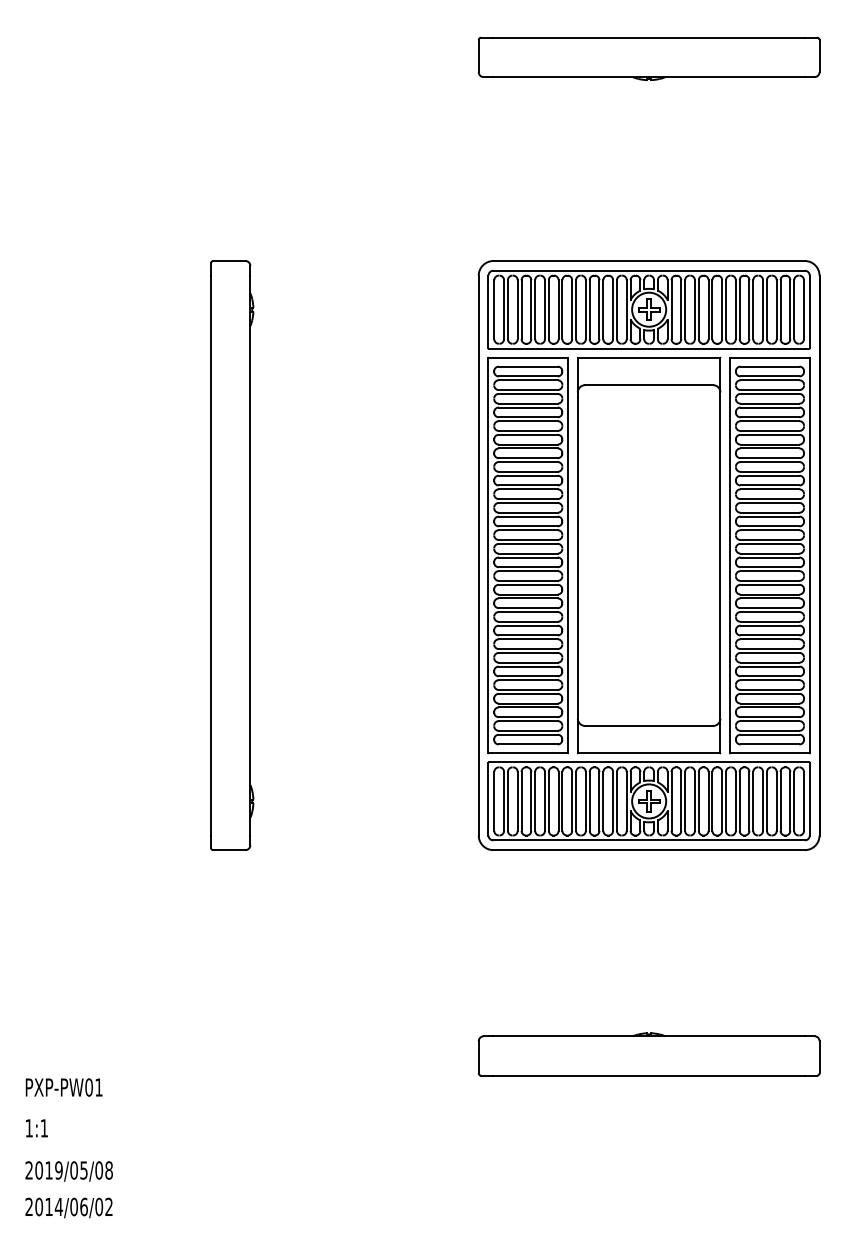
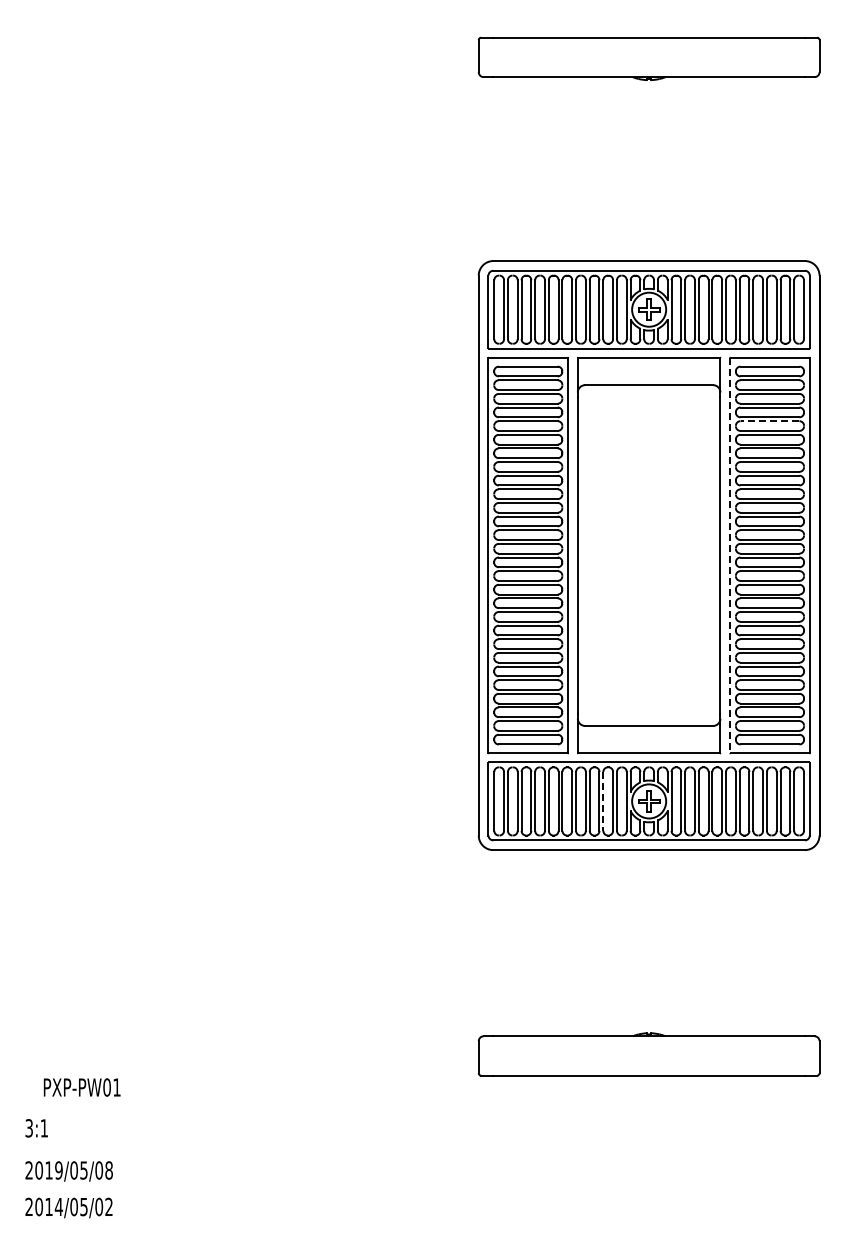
line: solid -> dashed (769, 421)
part: present -> none (232, 555)
line: solid -> dashed (730, 556)
line: solid -> dashed (603, 801)
text position: (63, 1087) -> (81, 1087) (81, 1087)
text: 1:1 -> 3:1 (28, 1128)
text: 2014/06/02 -> 2014/05/02 (83, 1206)
